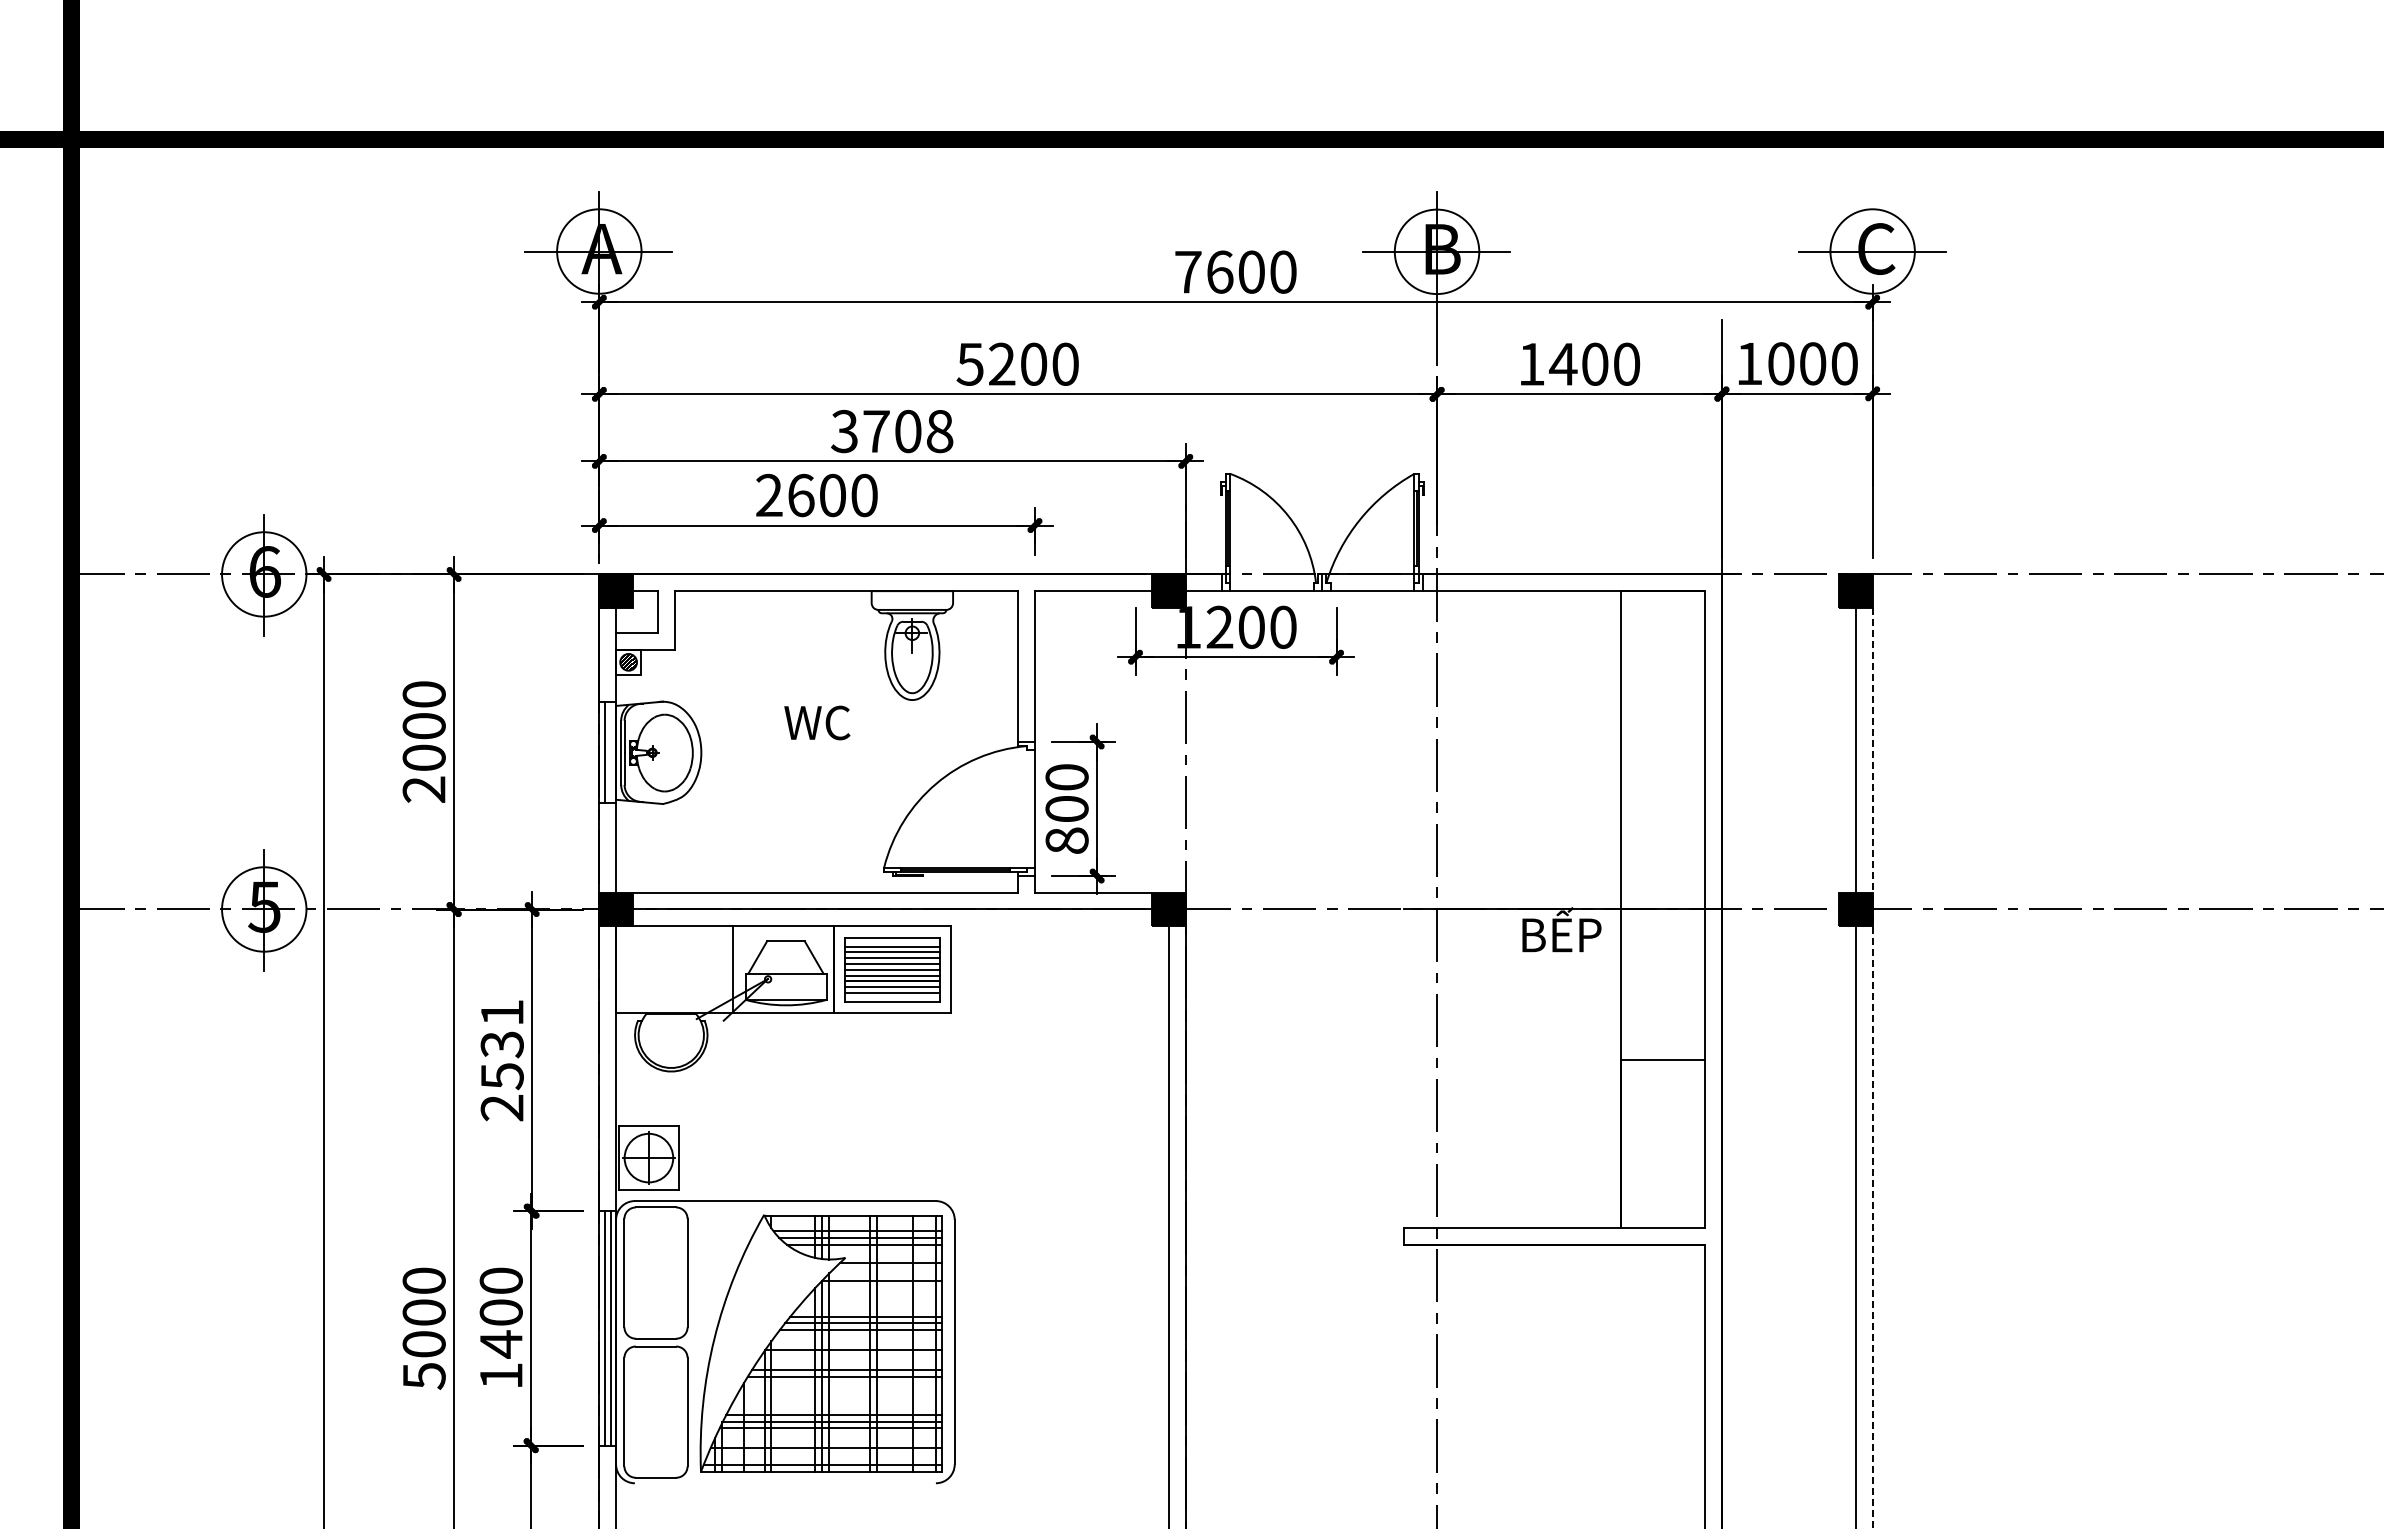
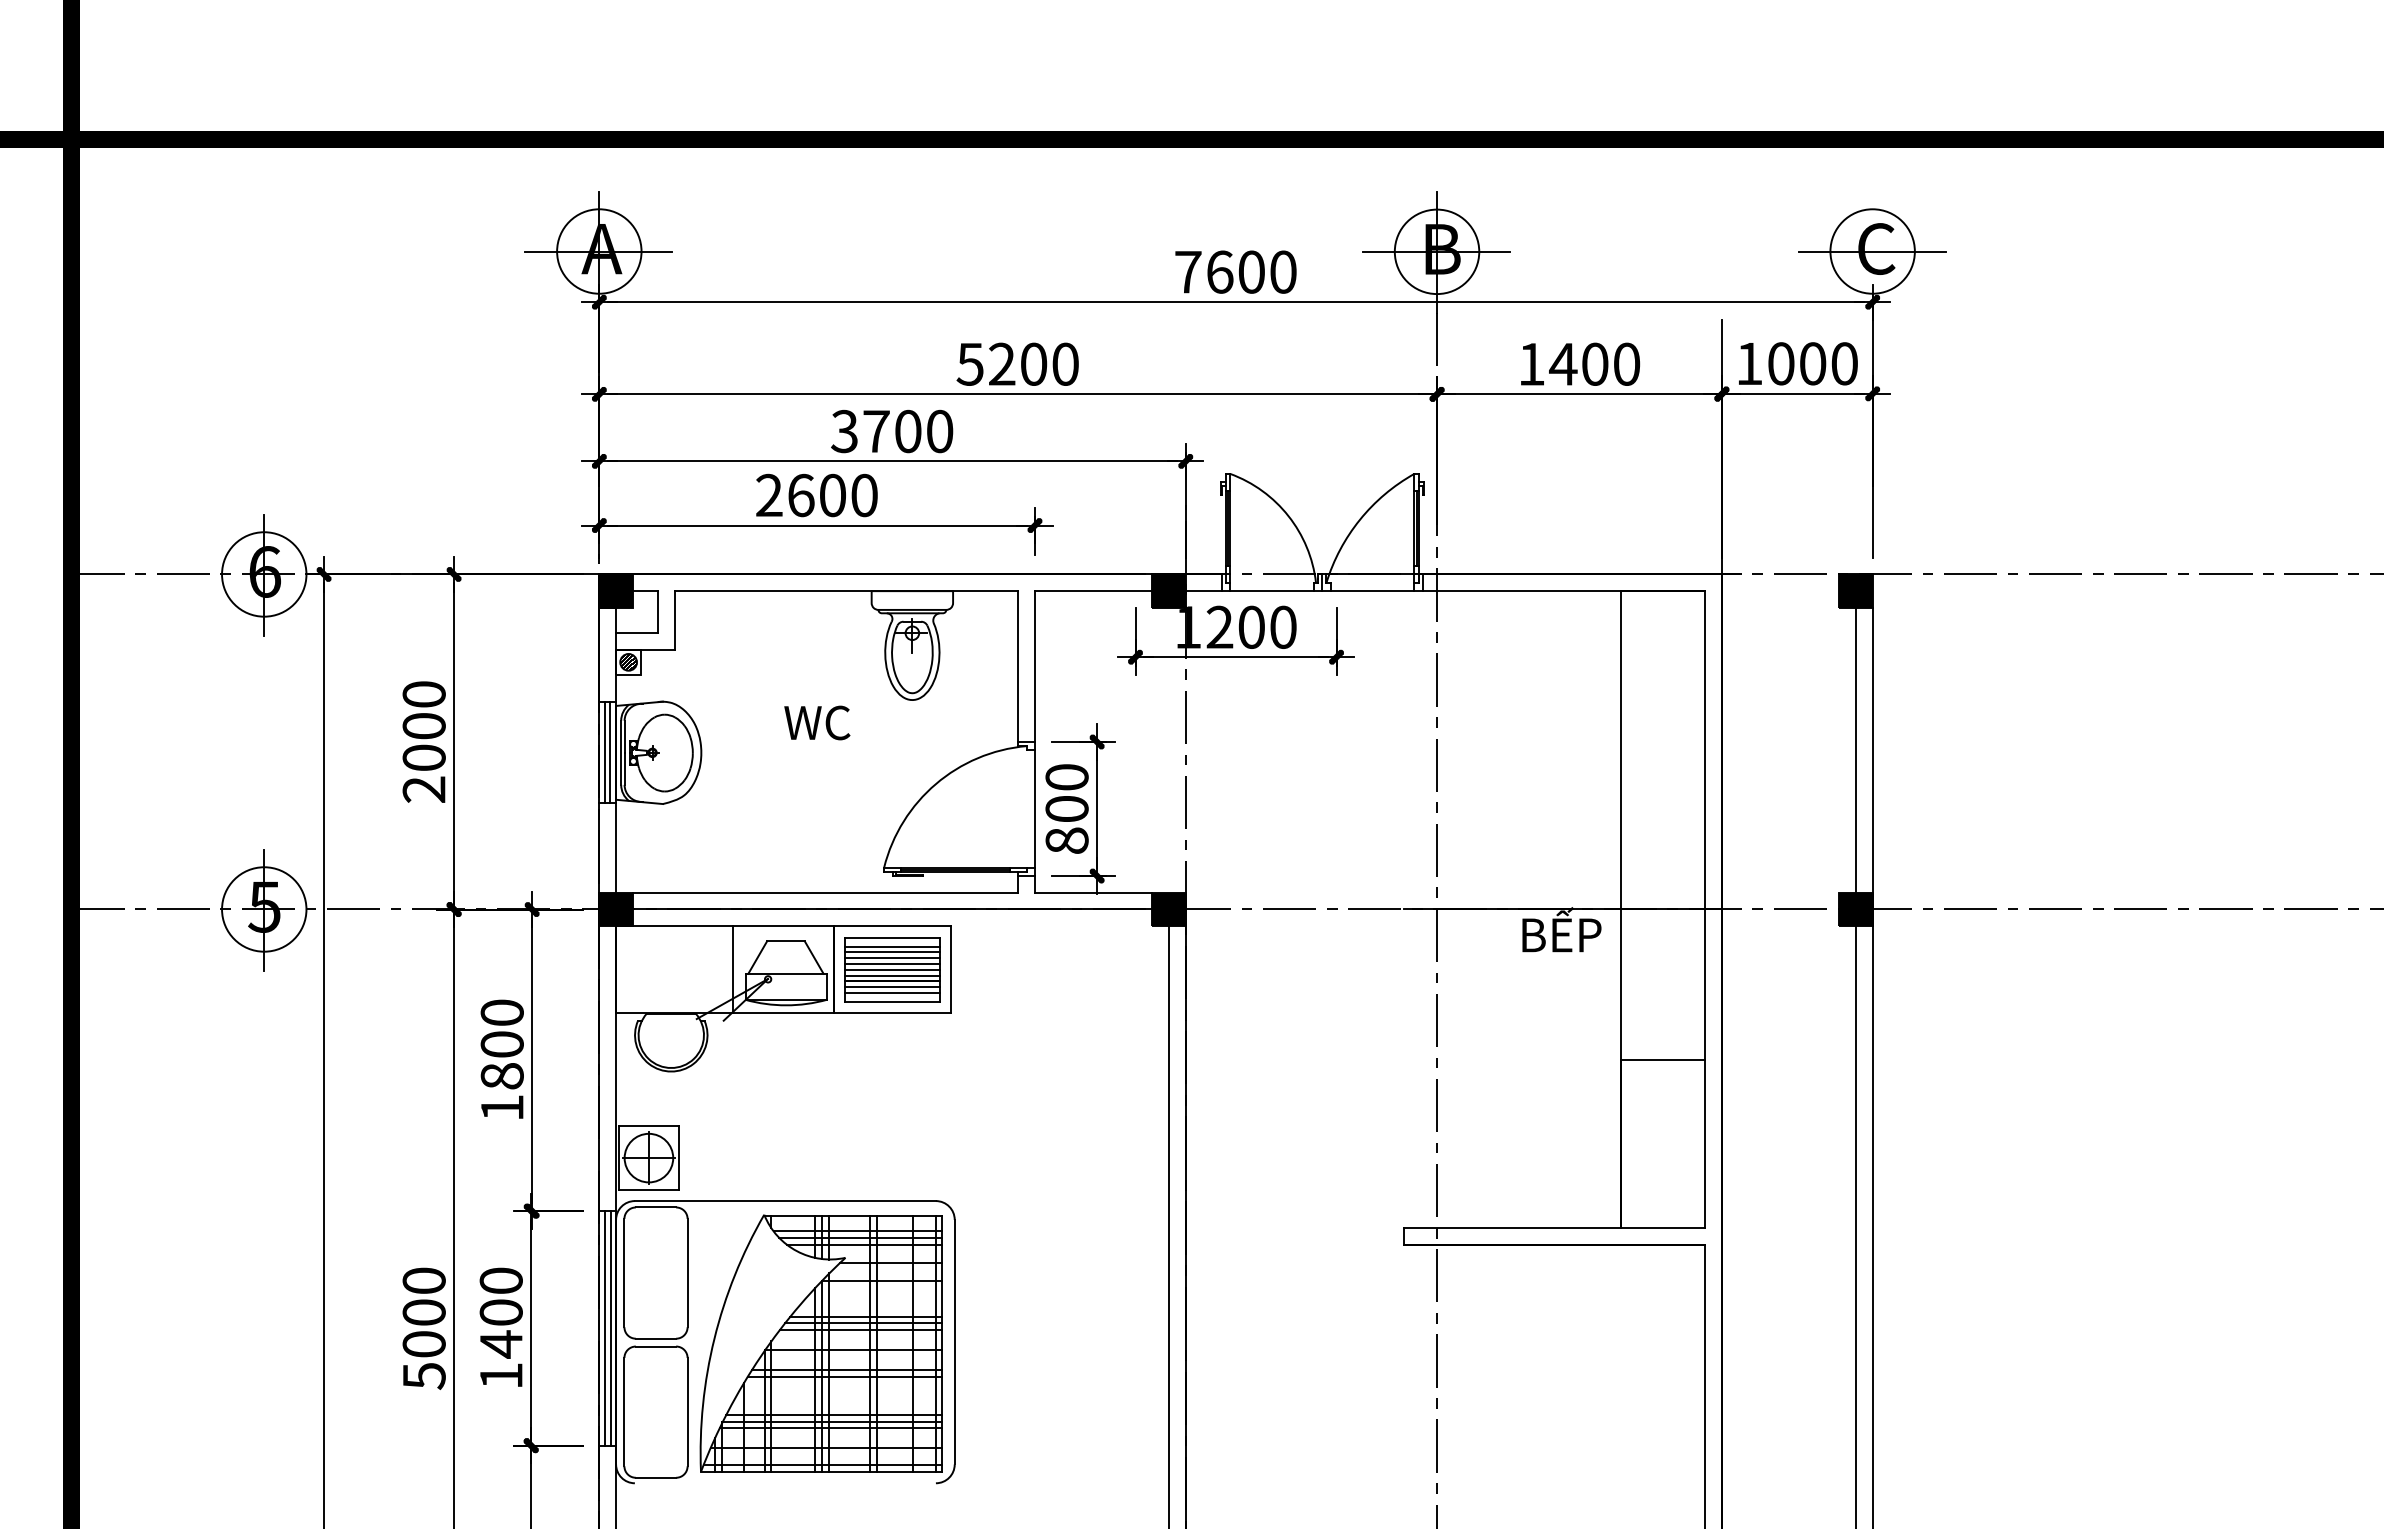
text: 3708 -> 3700 (940, 430)
line: none -> present (609, 752)
text: 2531 -> 1800 (501, 1060)
line: dashed -> solid (1872, 1068)
